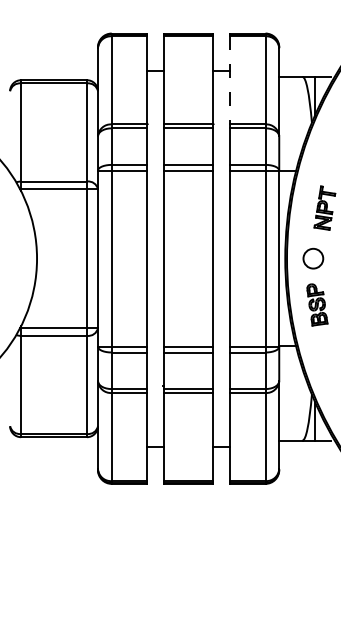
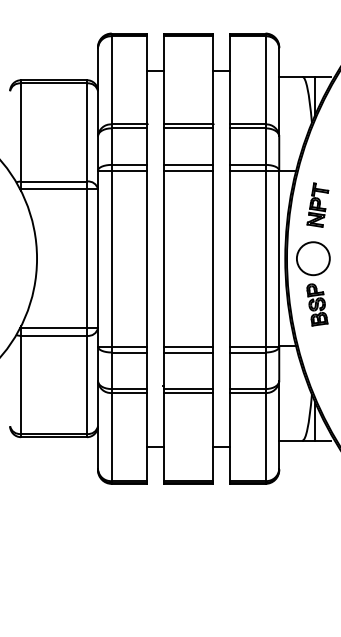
line: dashed -> solid (229, 80)
part position: (324, 207) -> (317, 204) (317, 204)
circle diameter: 20 px -> 33 px (312, 258)
